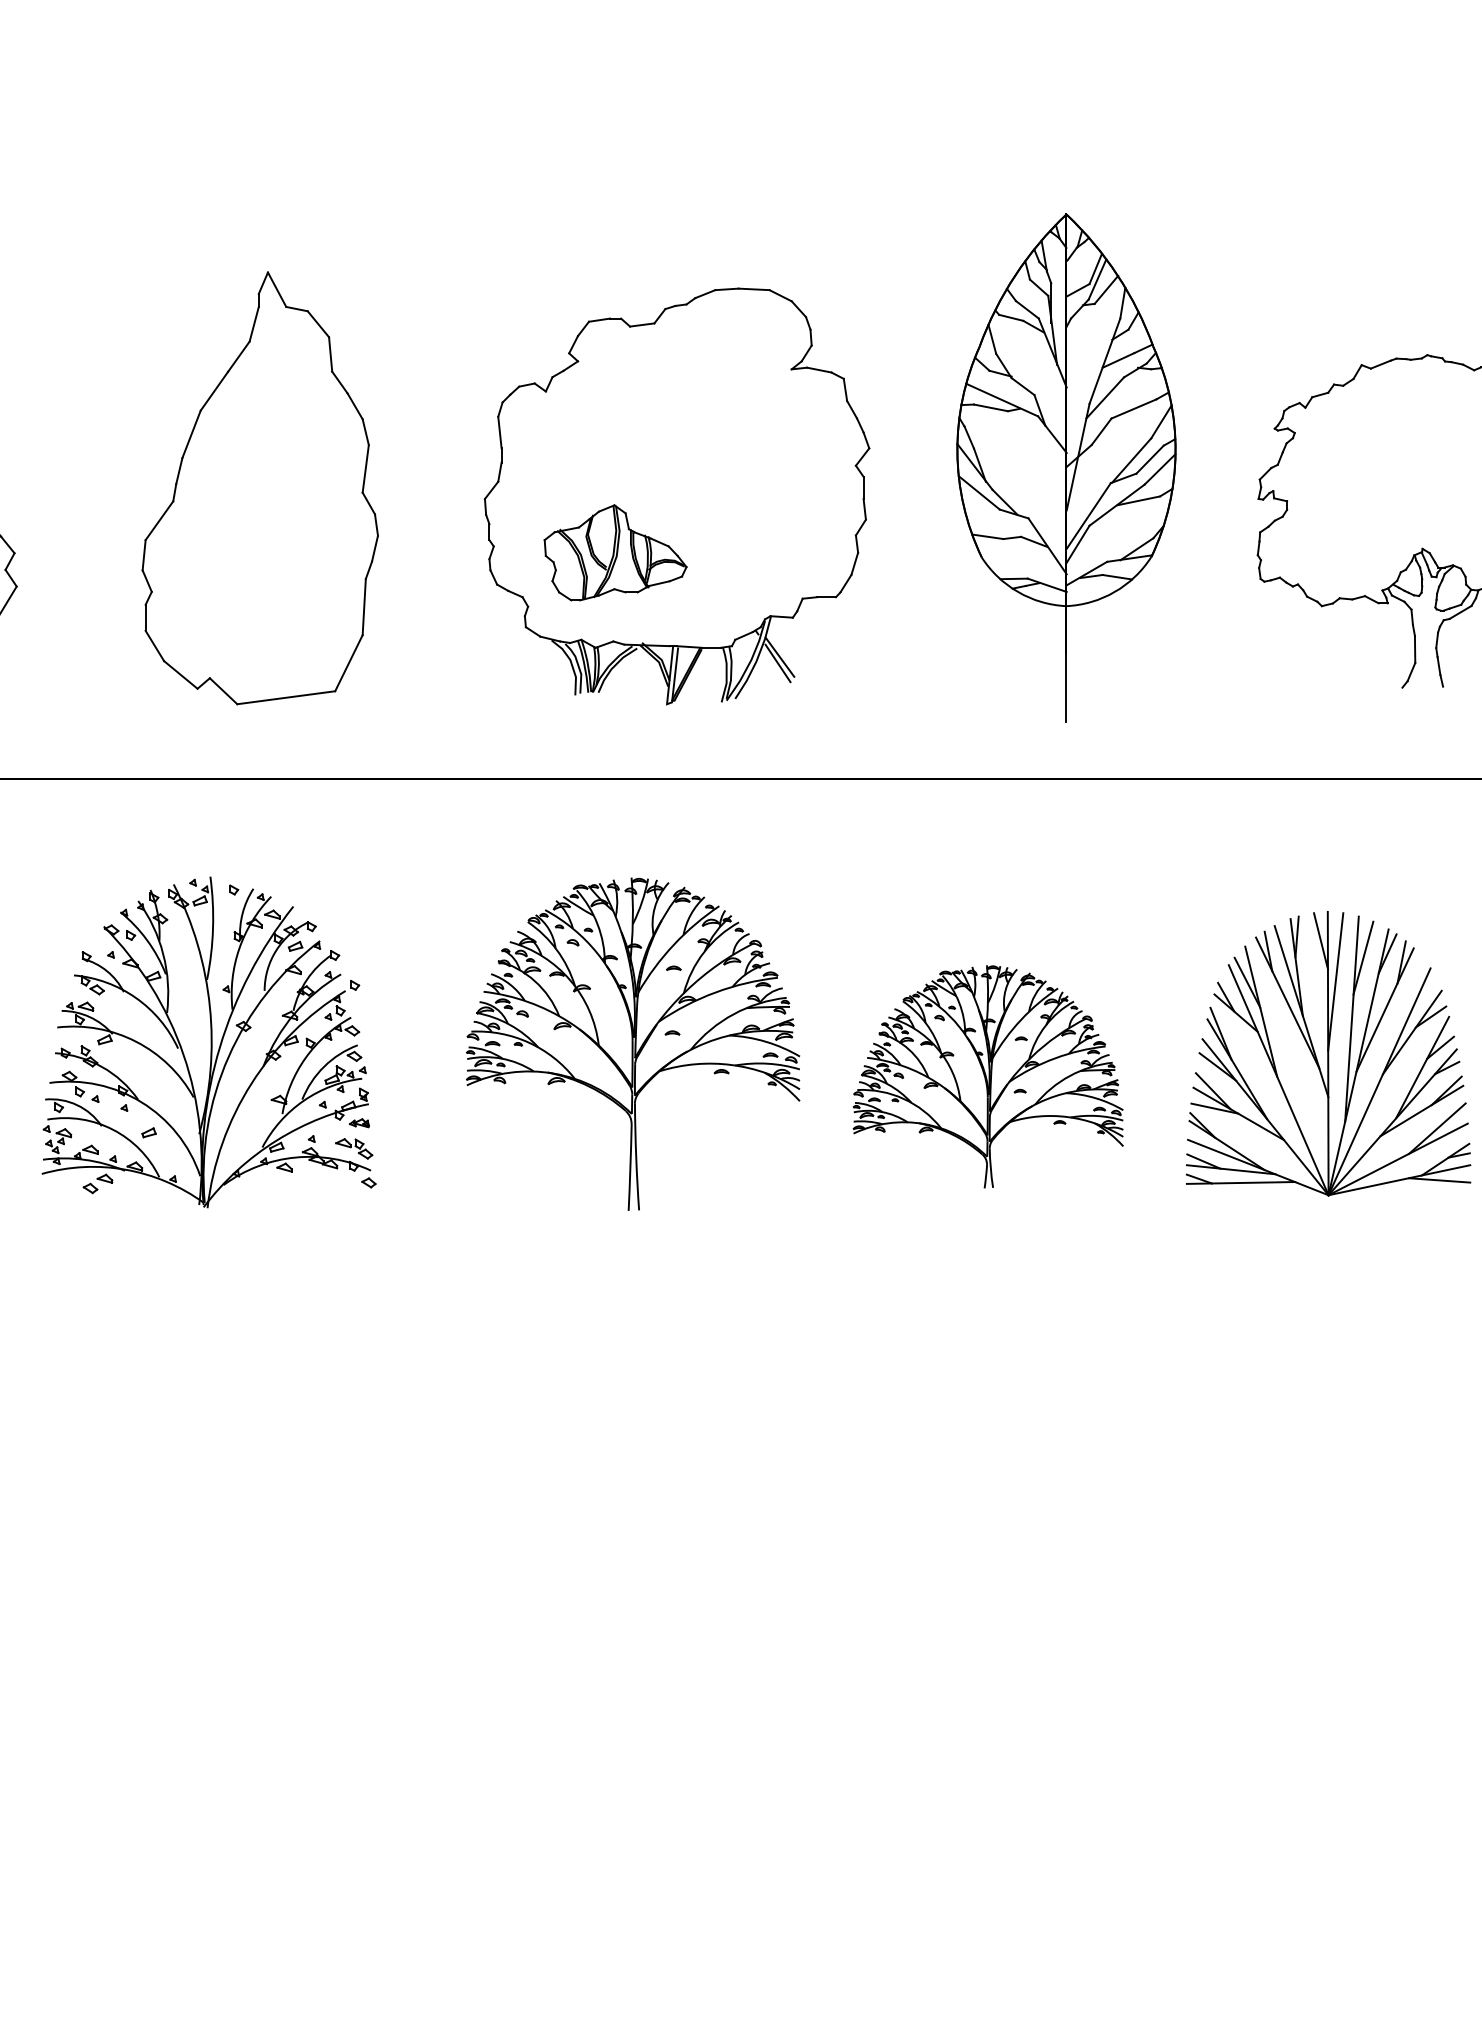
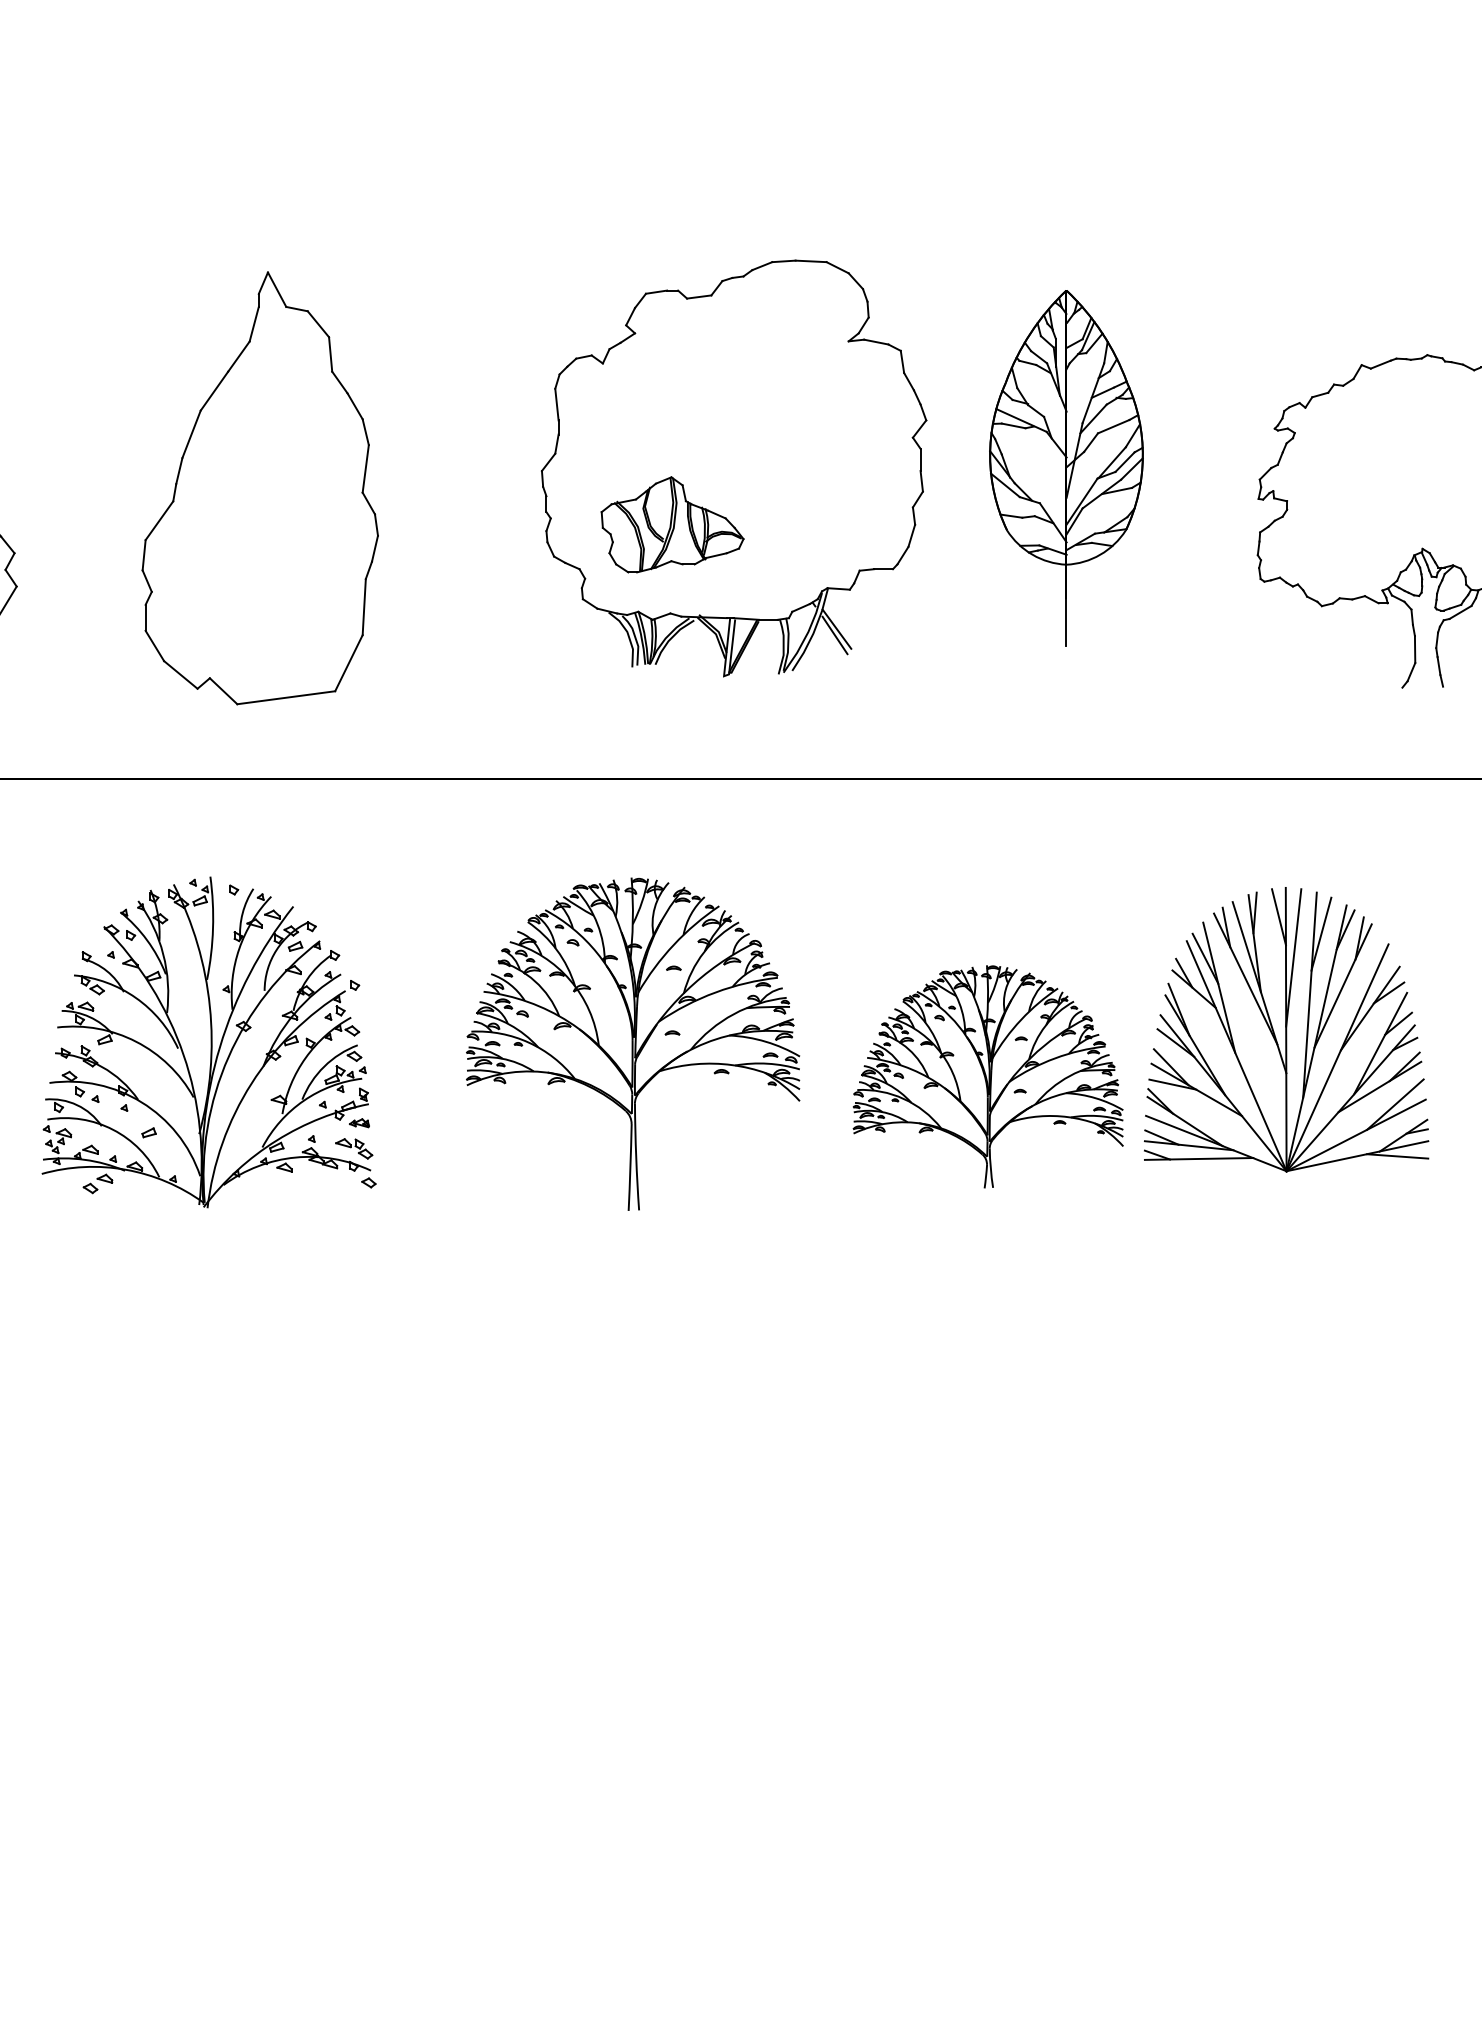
part size: 221x510 px -> 155x357 px (1066, 468)
part position: (677, 496) -> (734, 468) (734, 468)
part position: (1328, 1053) -> (1286, 1029) (1286, 1029)
